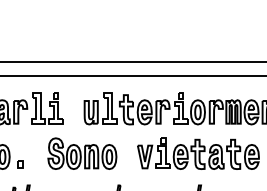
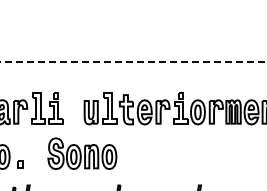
line: solid -> dashed (133, 62)
line: present -> none (132, 75)
part: present -> none (198, 153)
